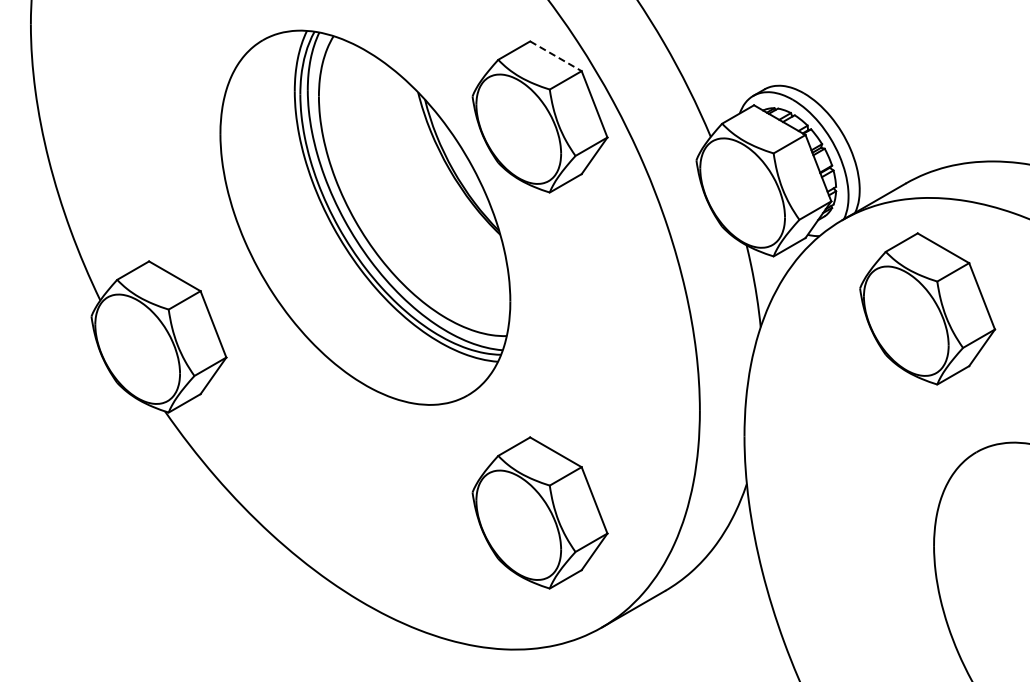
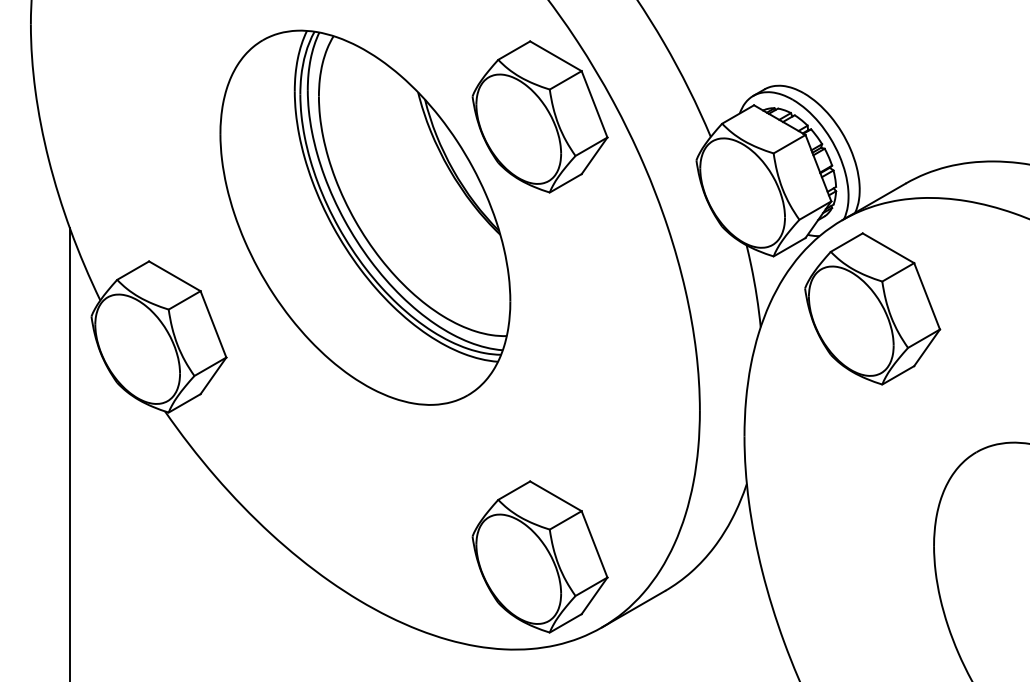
line: dashed -> solid (555, 56)
part position: (927, 308) -> (872, 308) (872, 308)
line: none -> present (69, 453)
part position: (539, 512) -> (539, 556) (539, 556)
